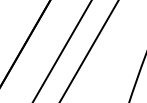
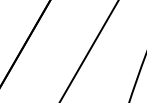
line: present -> none (62, 50)
